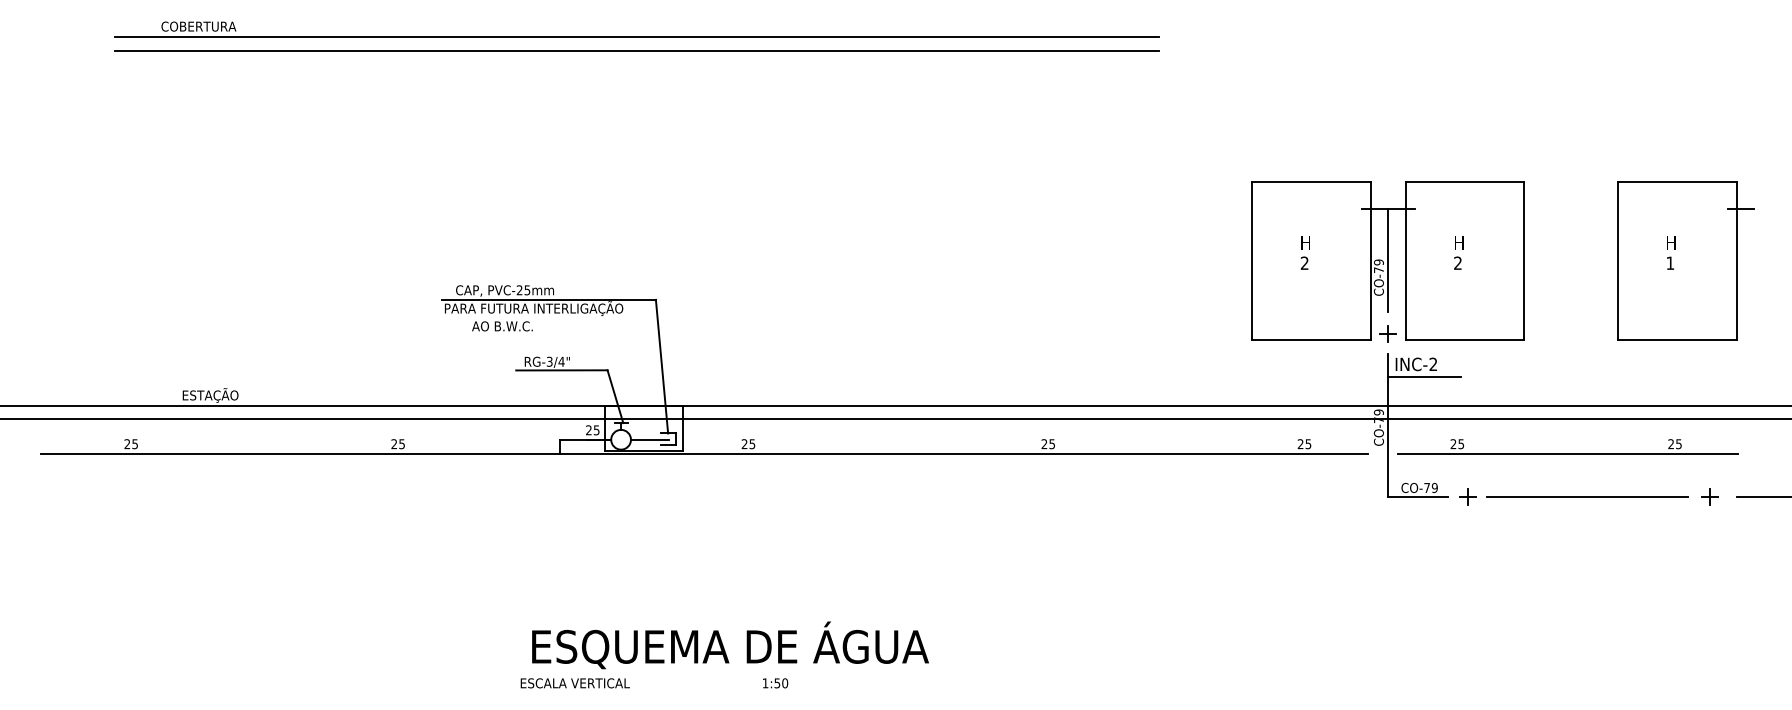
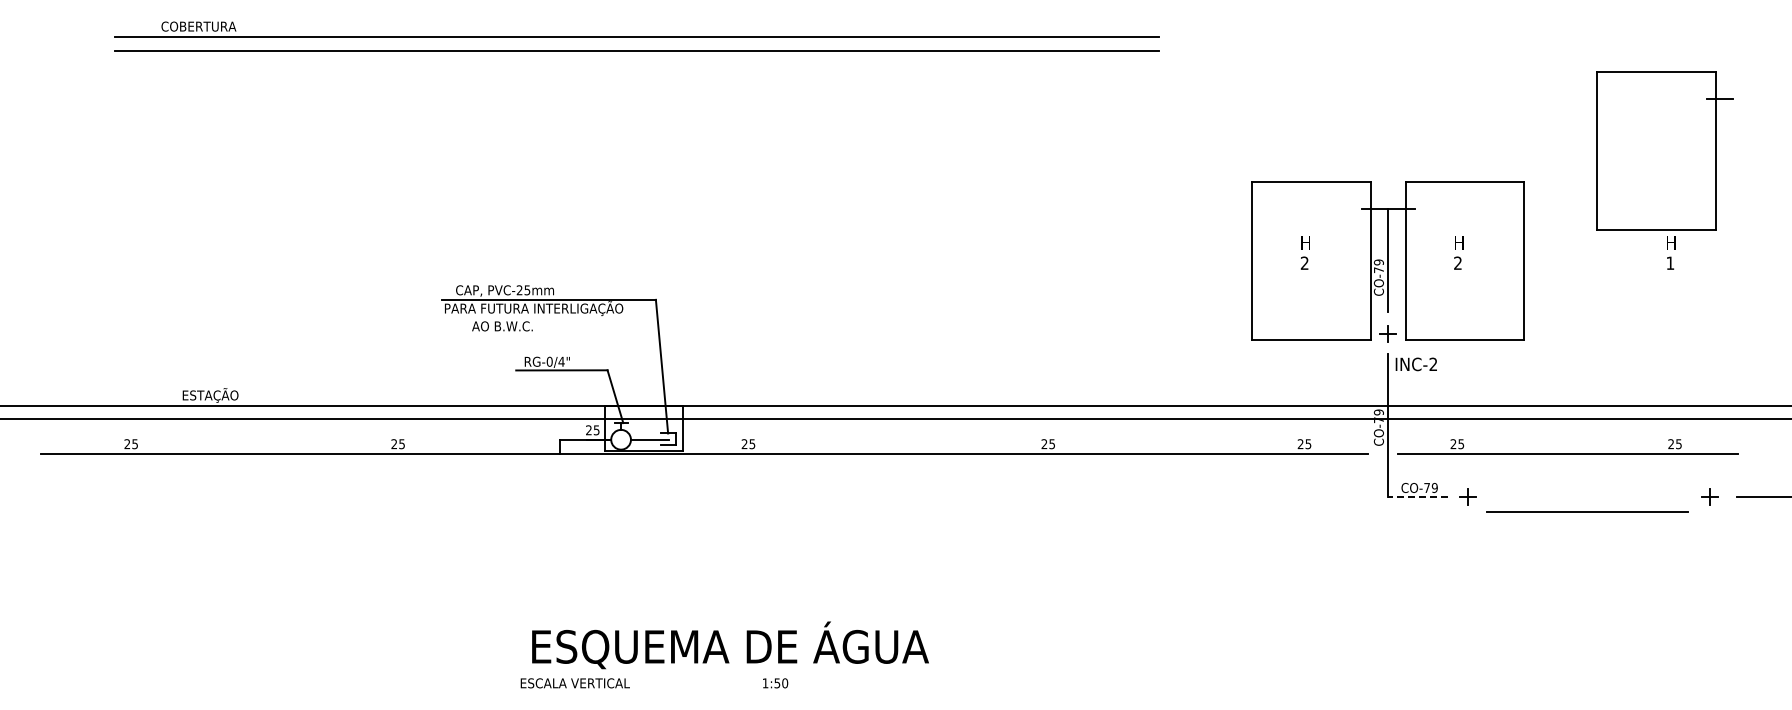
part position: (1685, 260) -> (1664, 150) (1664, 150)
text: RG-3/4" -> RG-0/4" (549, 361)
line: present -> none (1424, 377)
line position: (1587, 496) -> (1587, 511) (1587, 511)
line: solid -> dashed (1418, 497)
